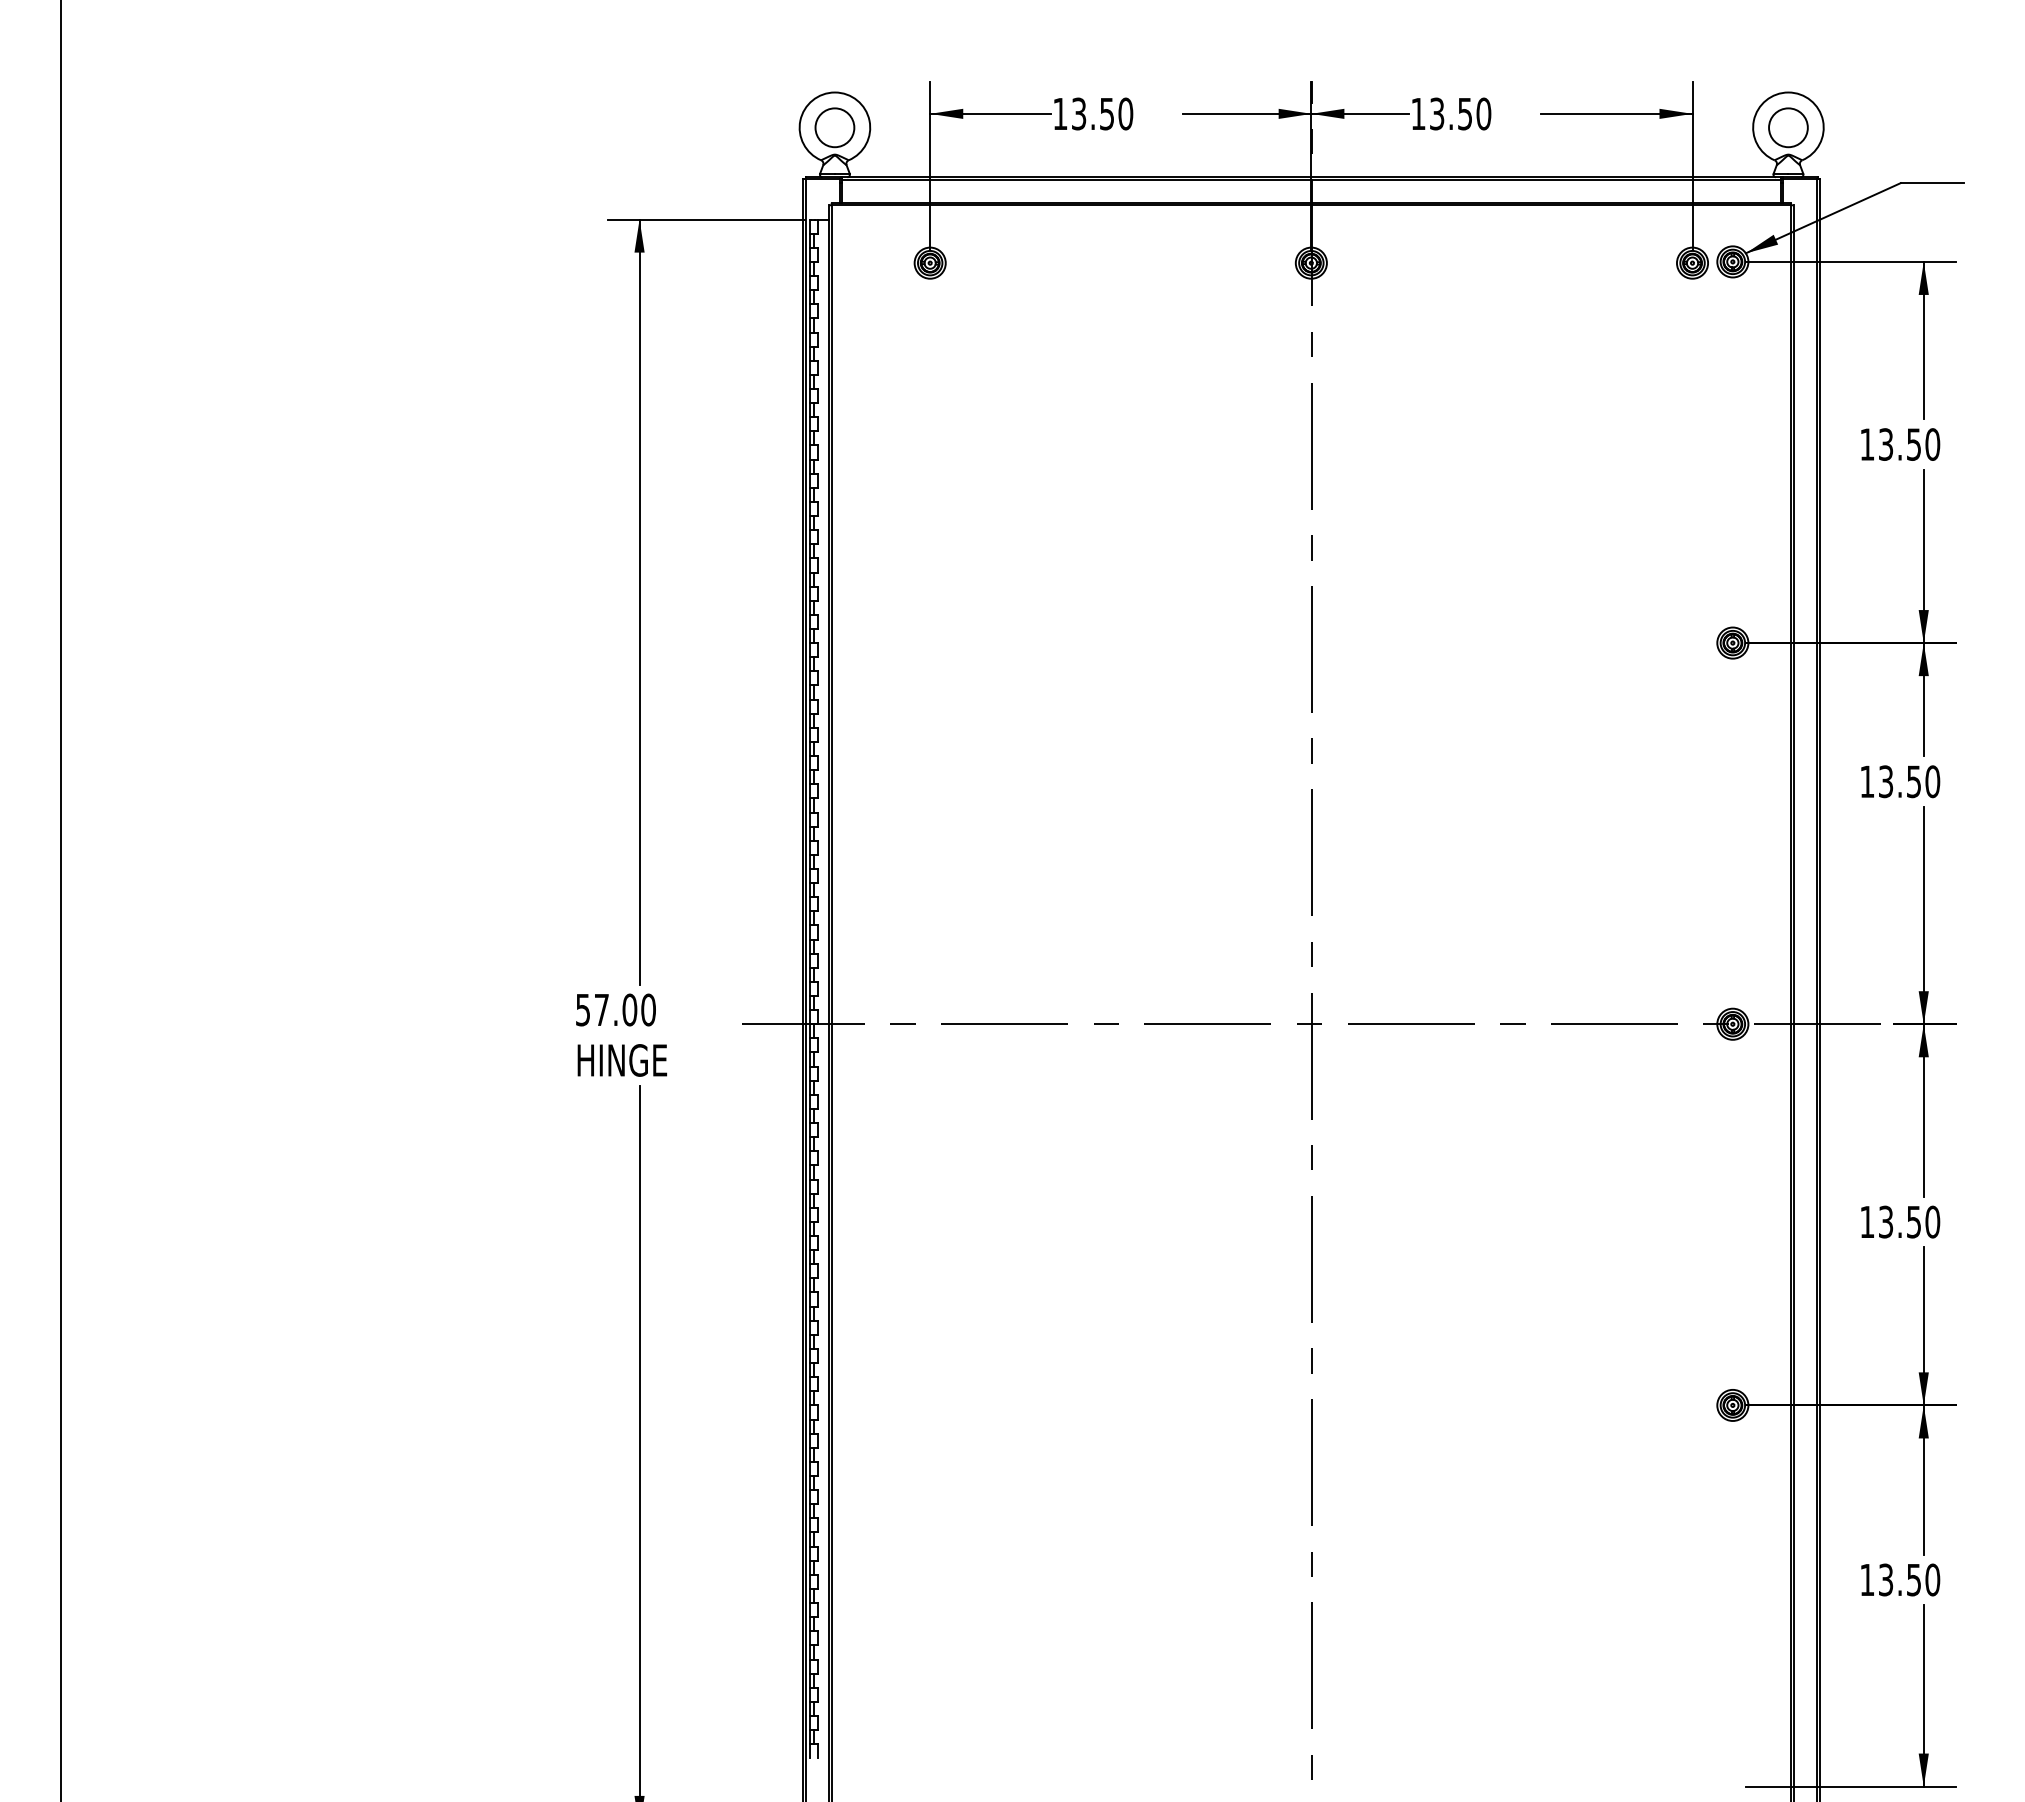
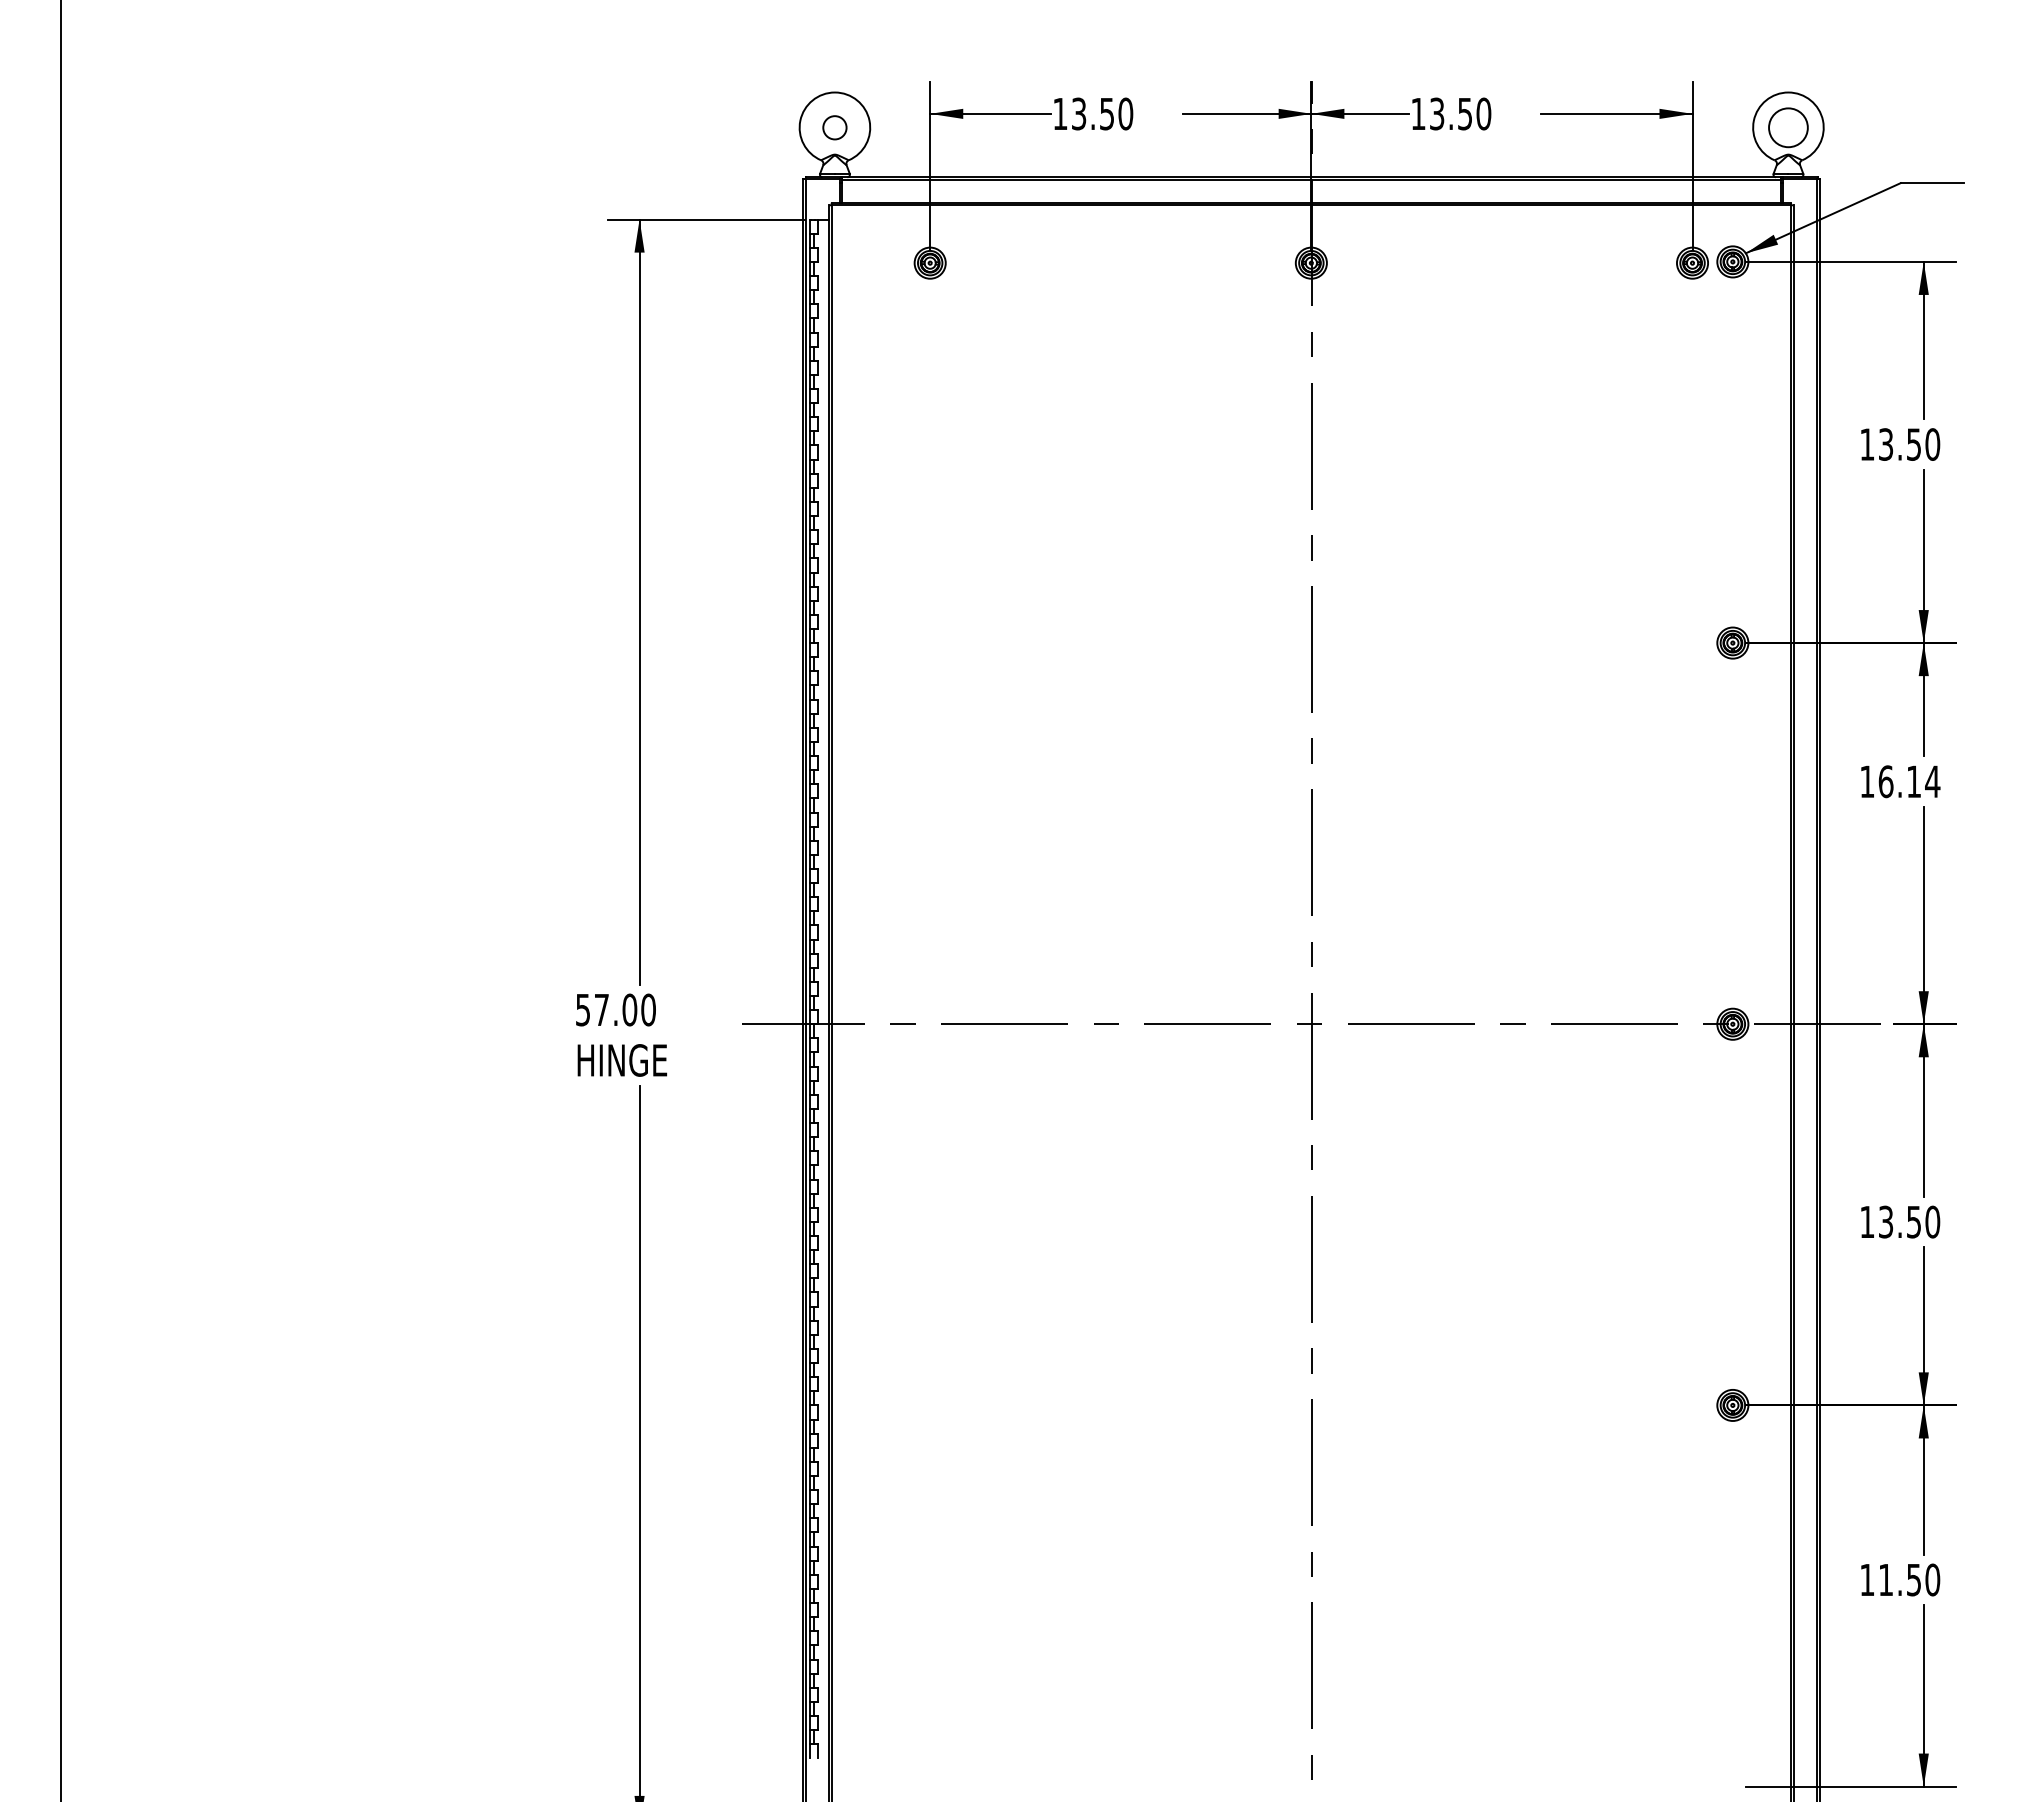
circle diameter: 39 px -> 23 px (834, 127)
text: 13.50 -> 16.14 (1909, 781)
text: 13.50 -> 11.50 (1886, 1579)
